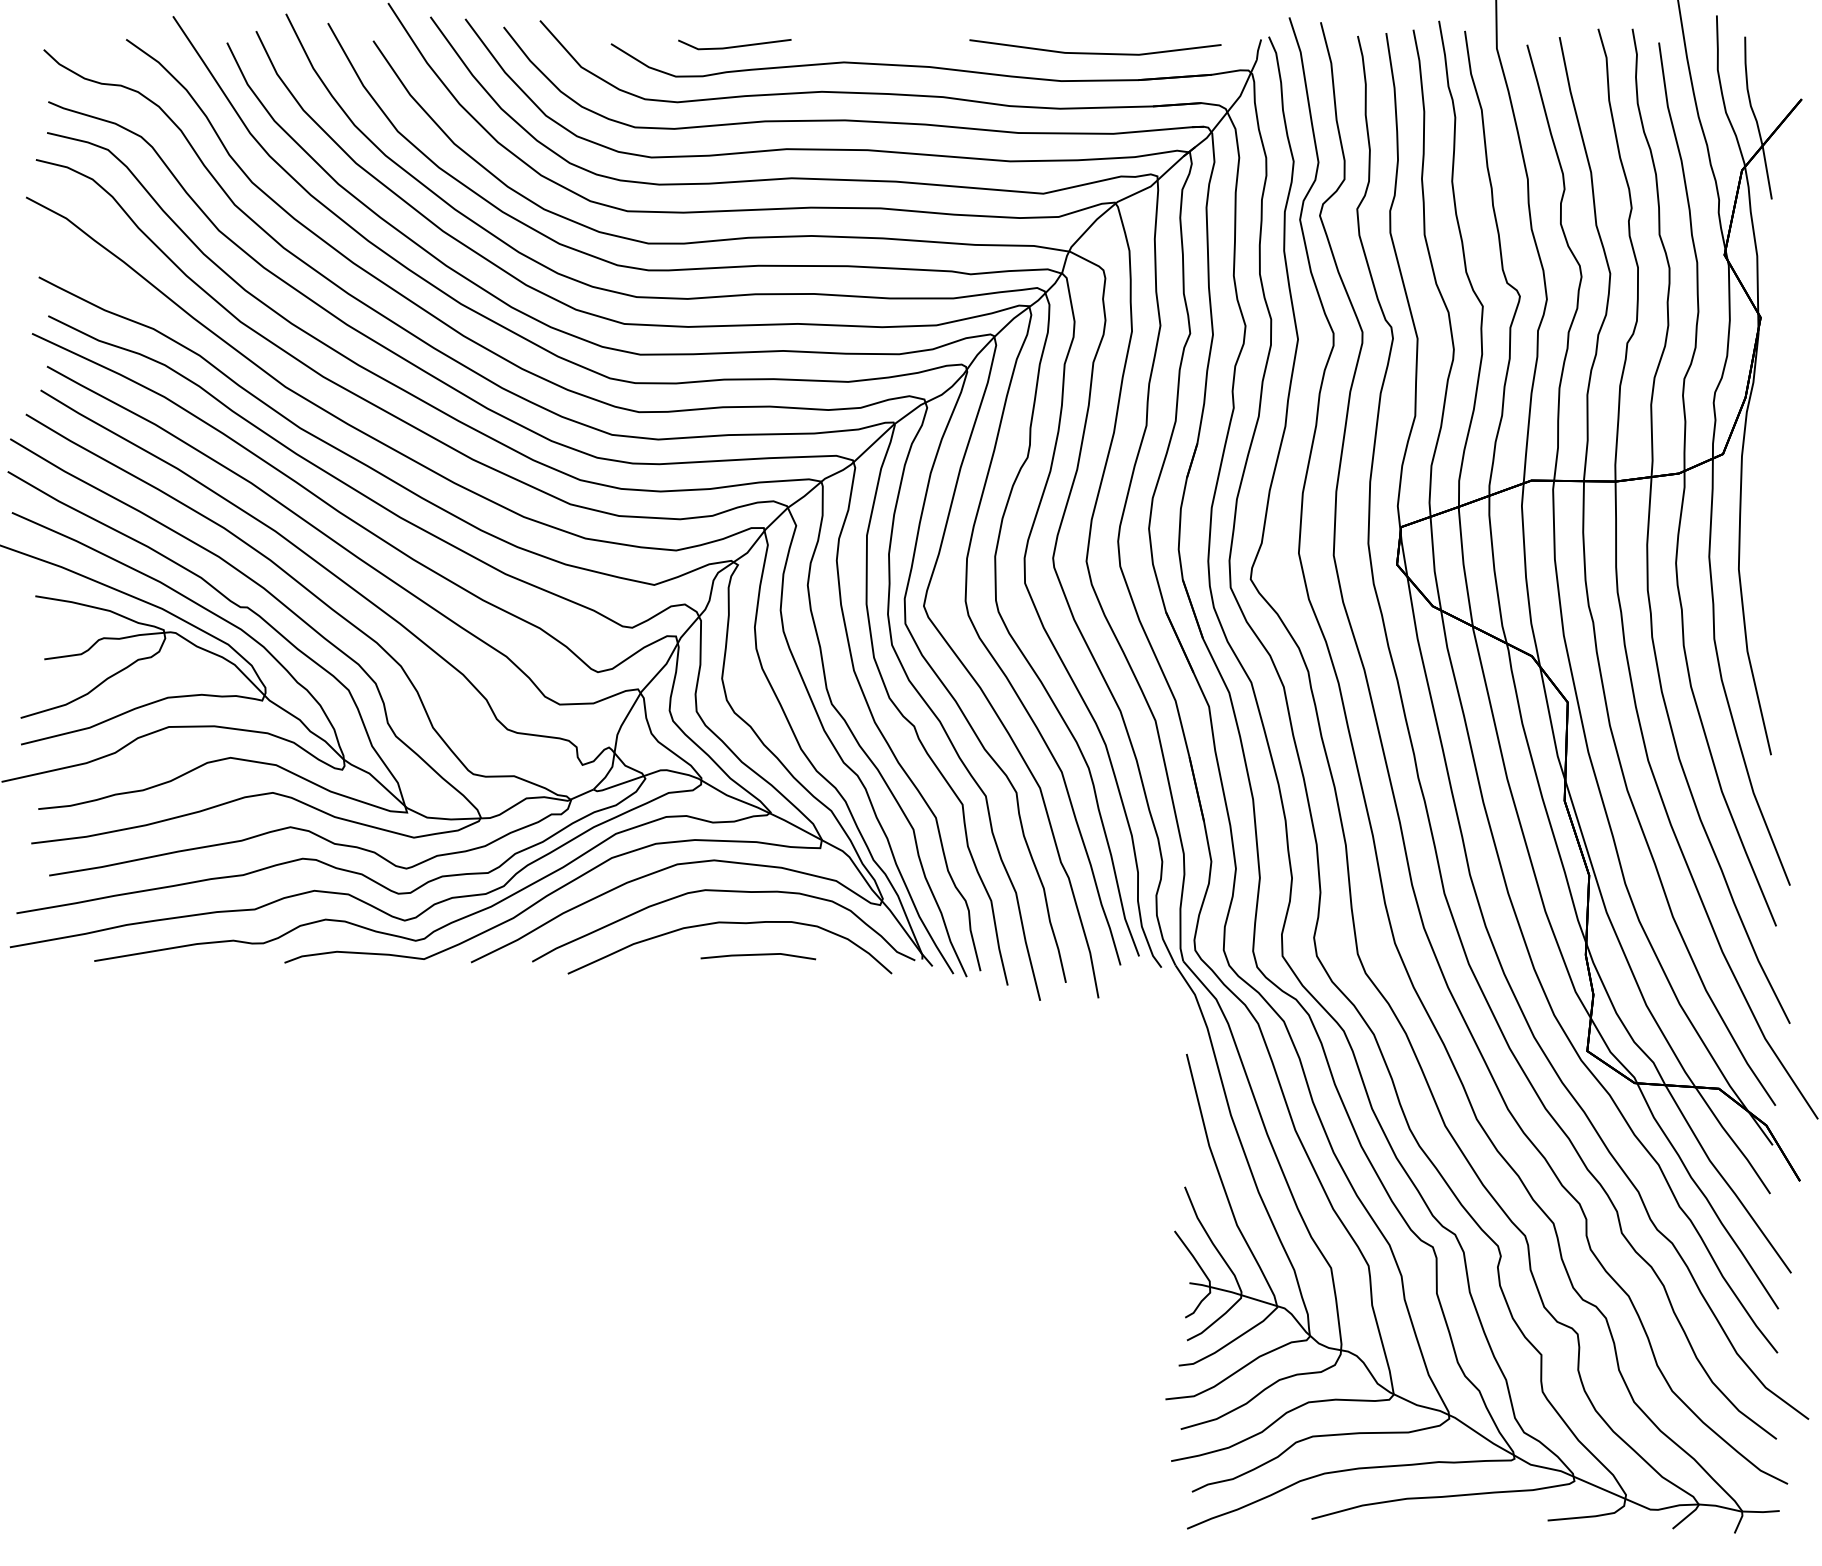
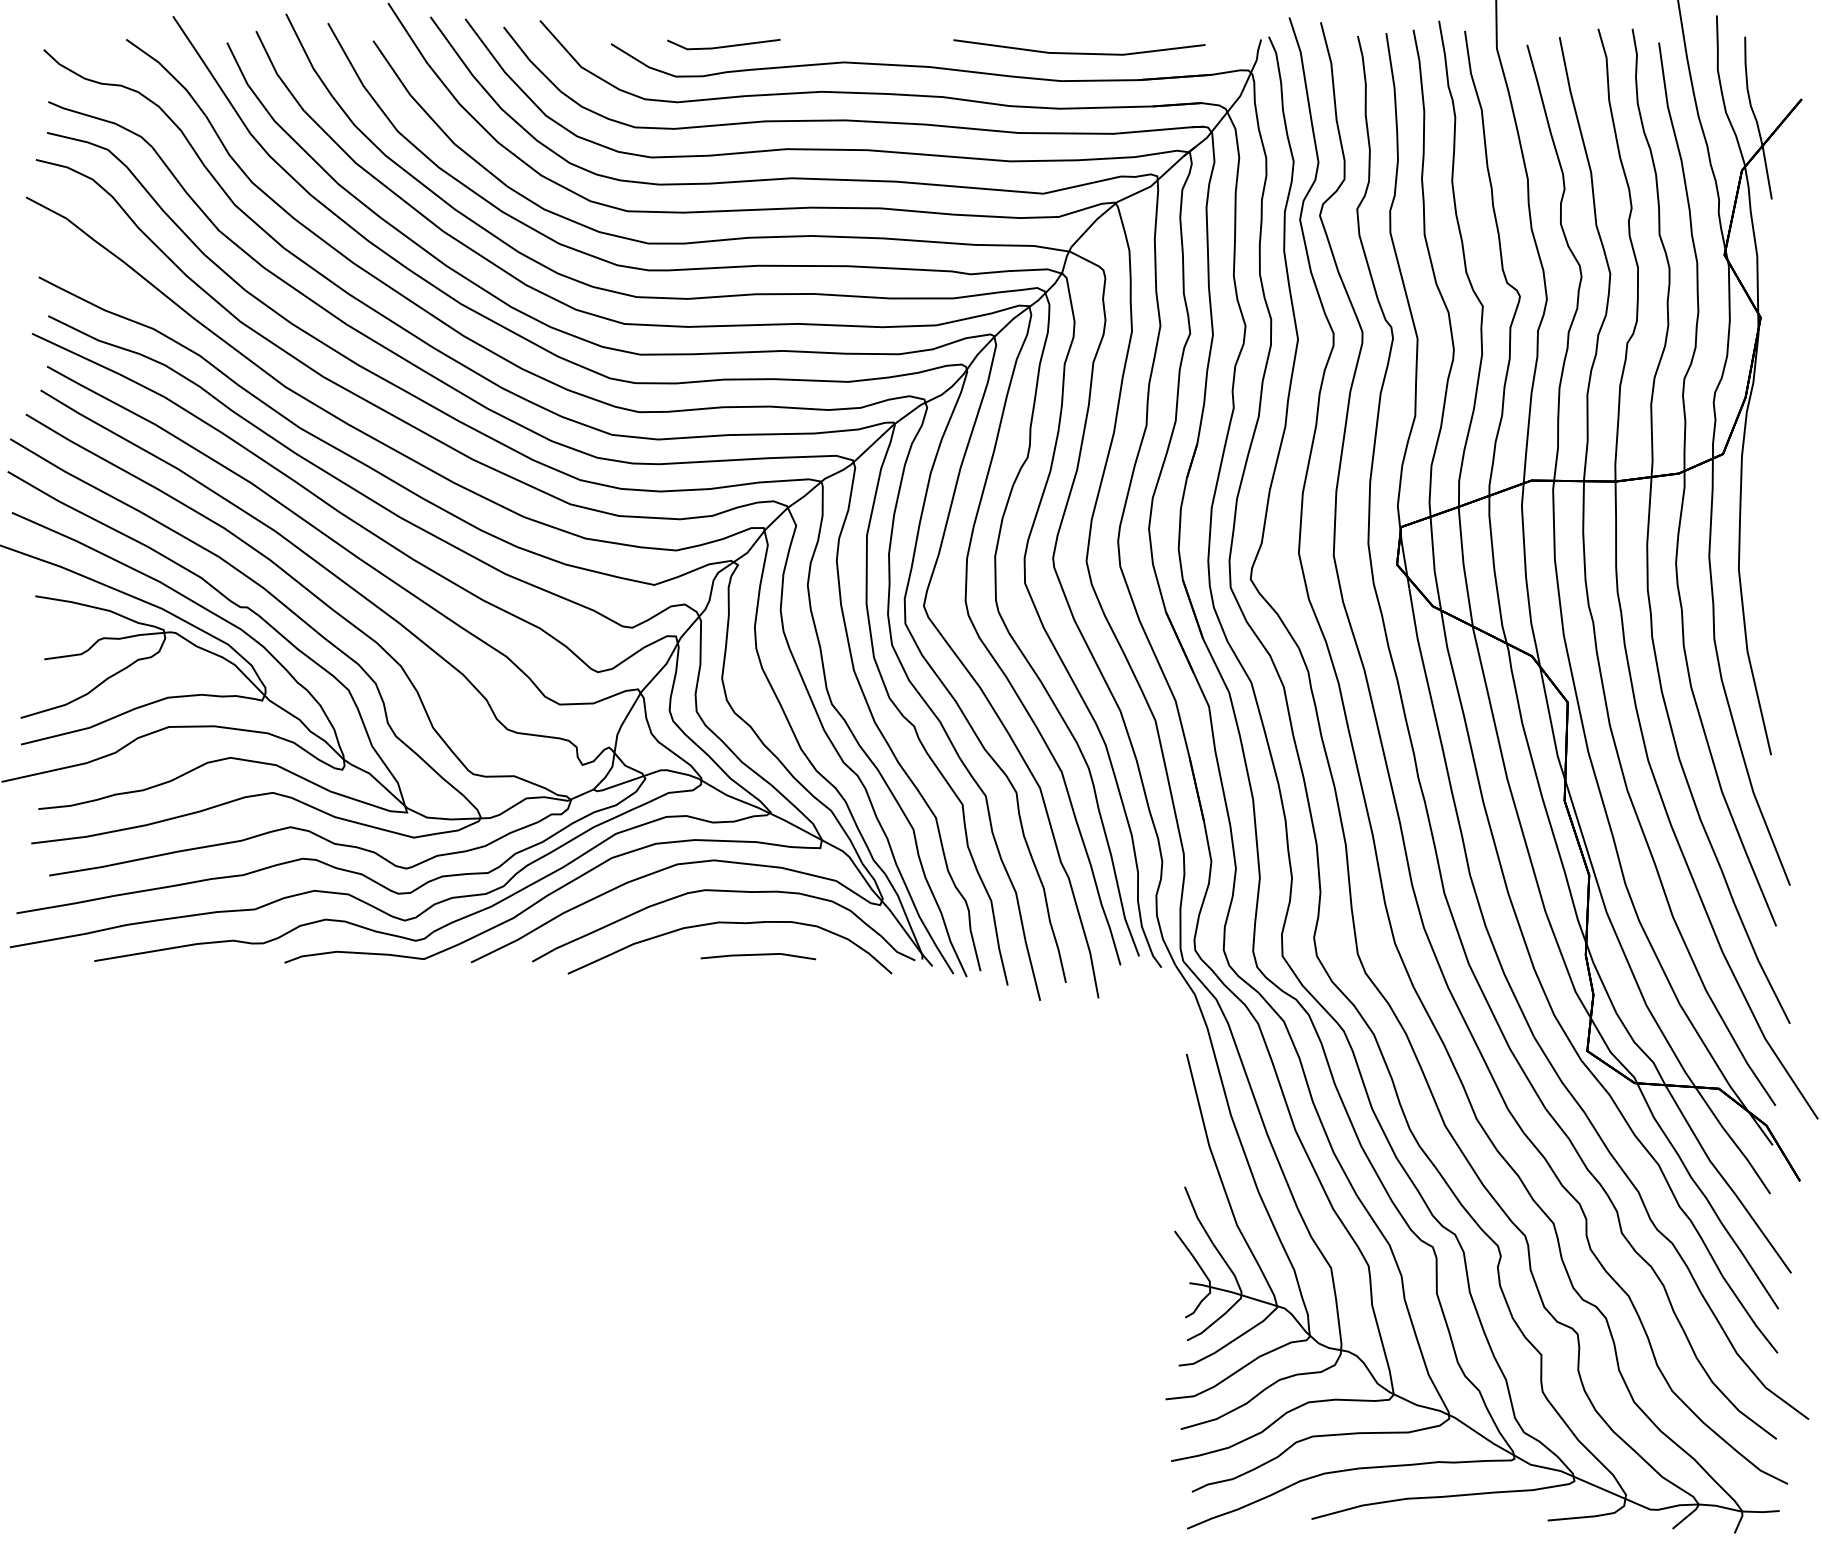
line position: (734, 46) -> (723, 46) (723, 46)
line position: (1095, 52) -> (1079, 52) (1079, 52)
